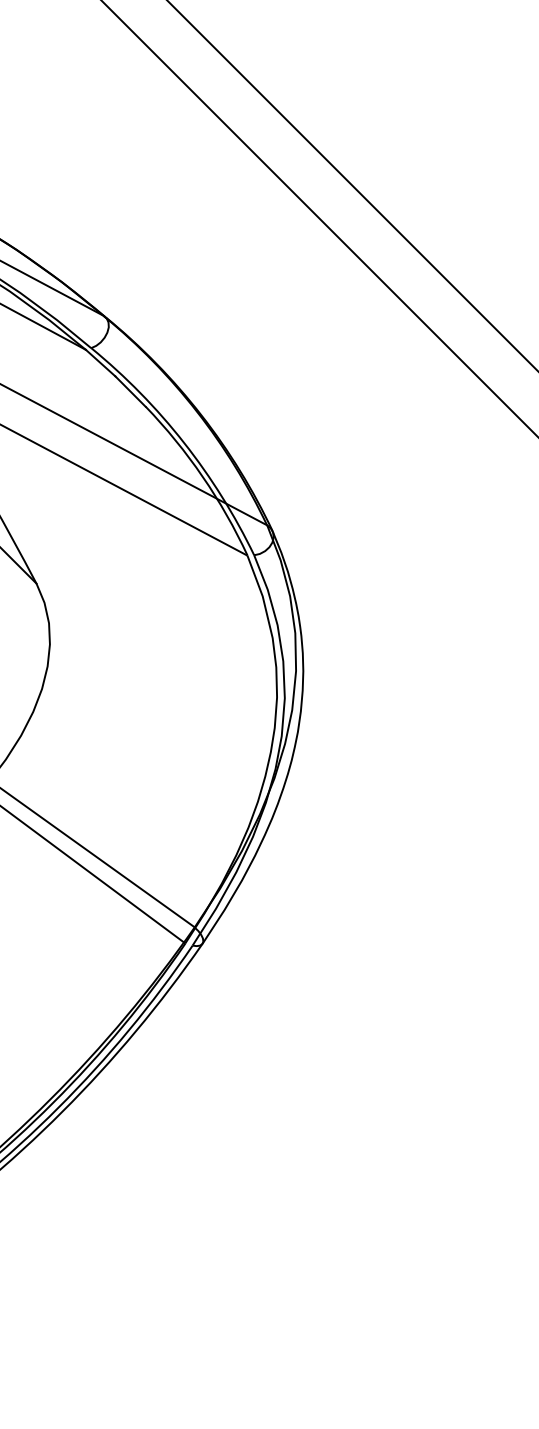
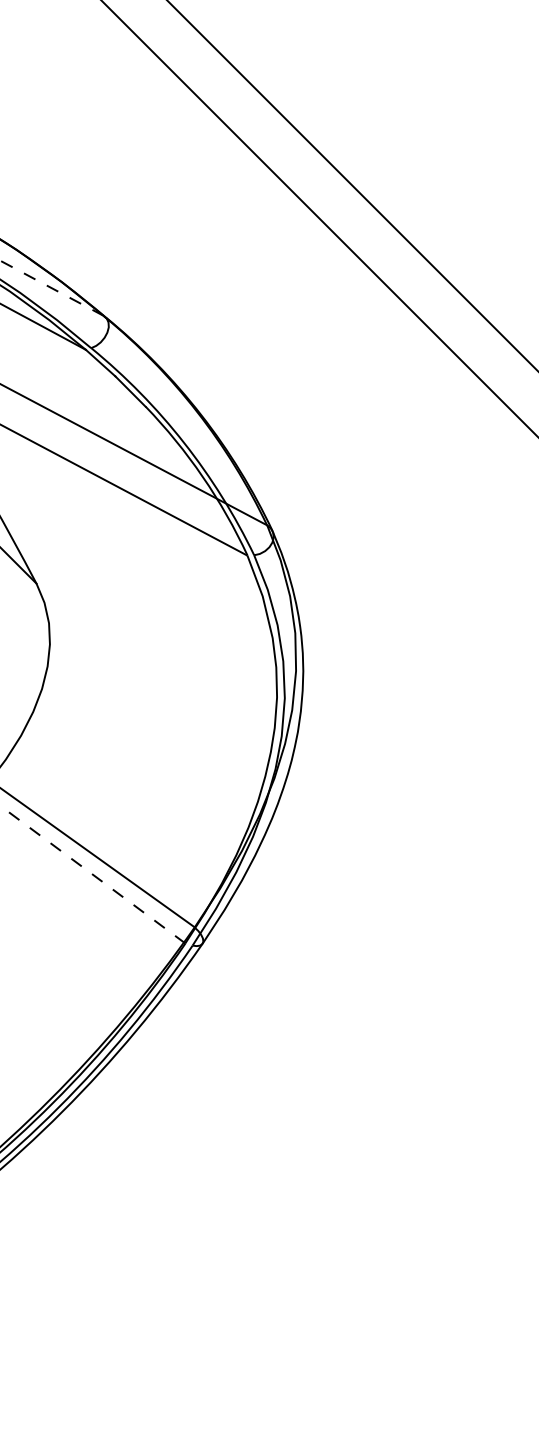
line: solid -> dashed (51, 288)
line: solid -> dashed (92, 874)
